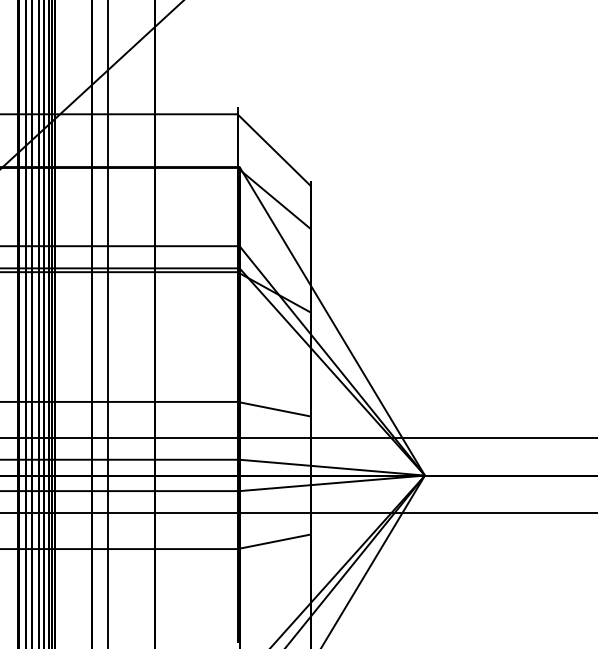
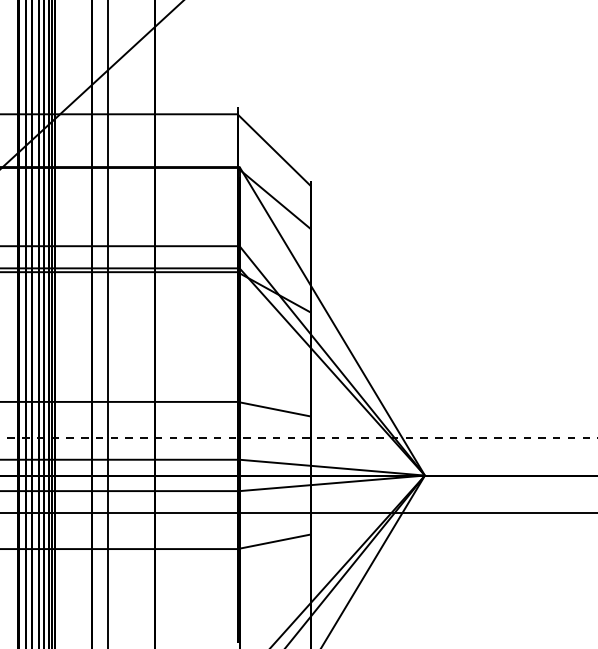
line: solid -> dashed (298, 438)
